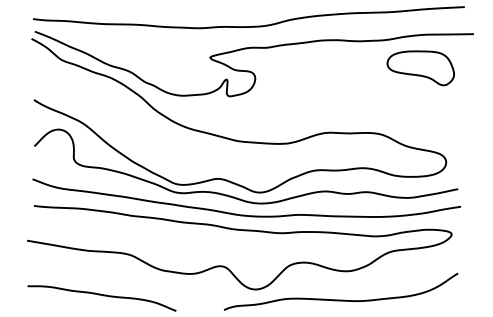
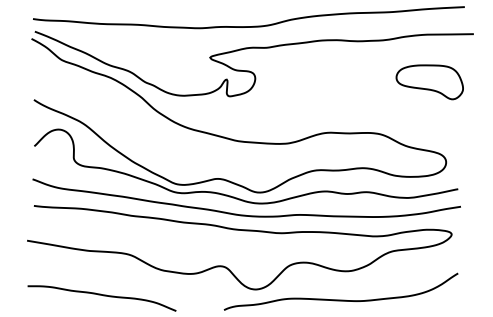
part position: (420, 68) -> (429, 82) (429, 82)
